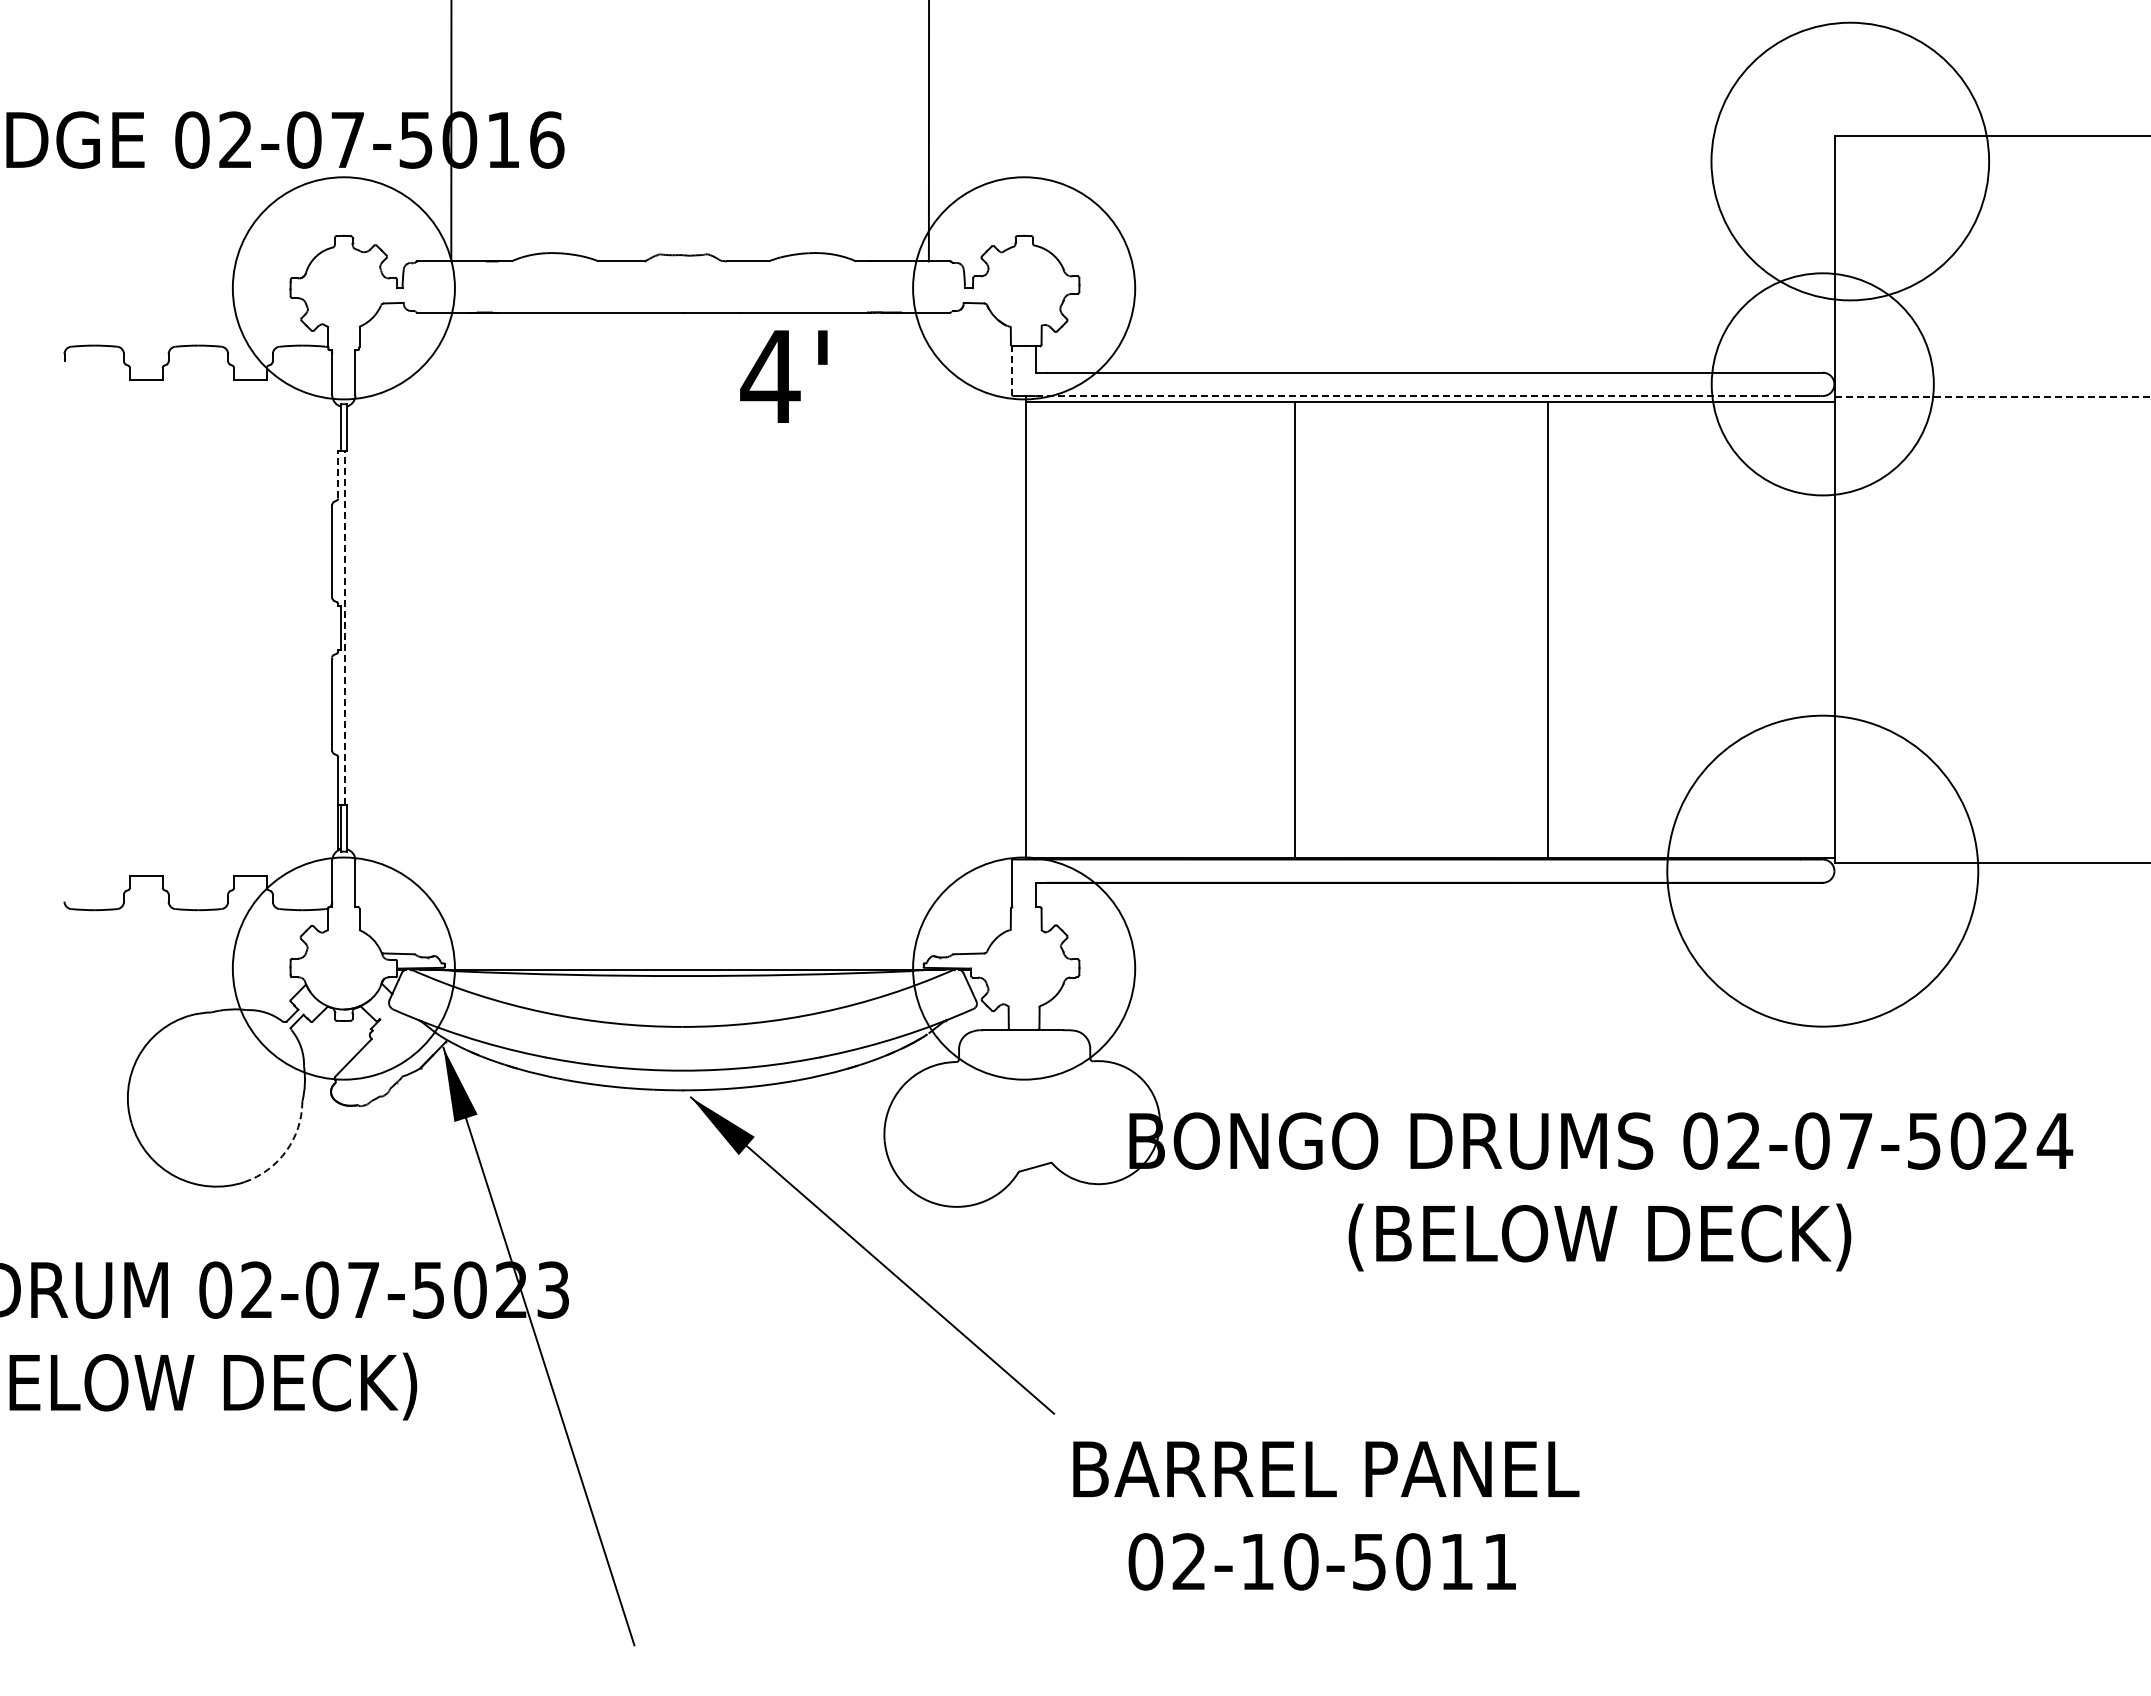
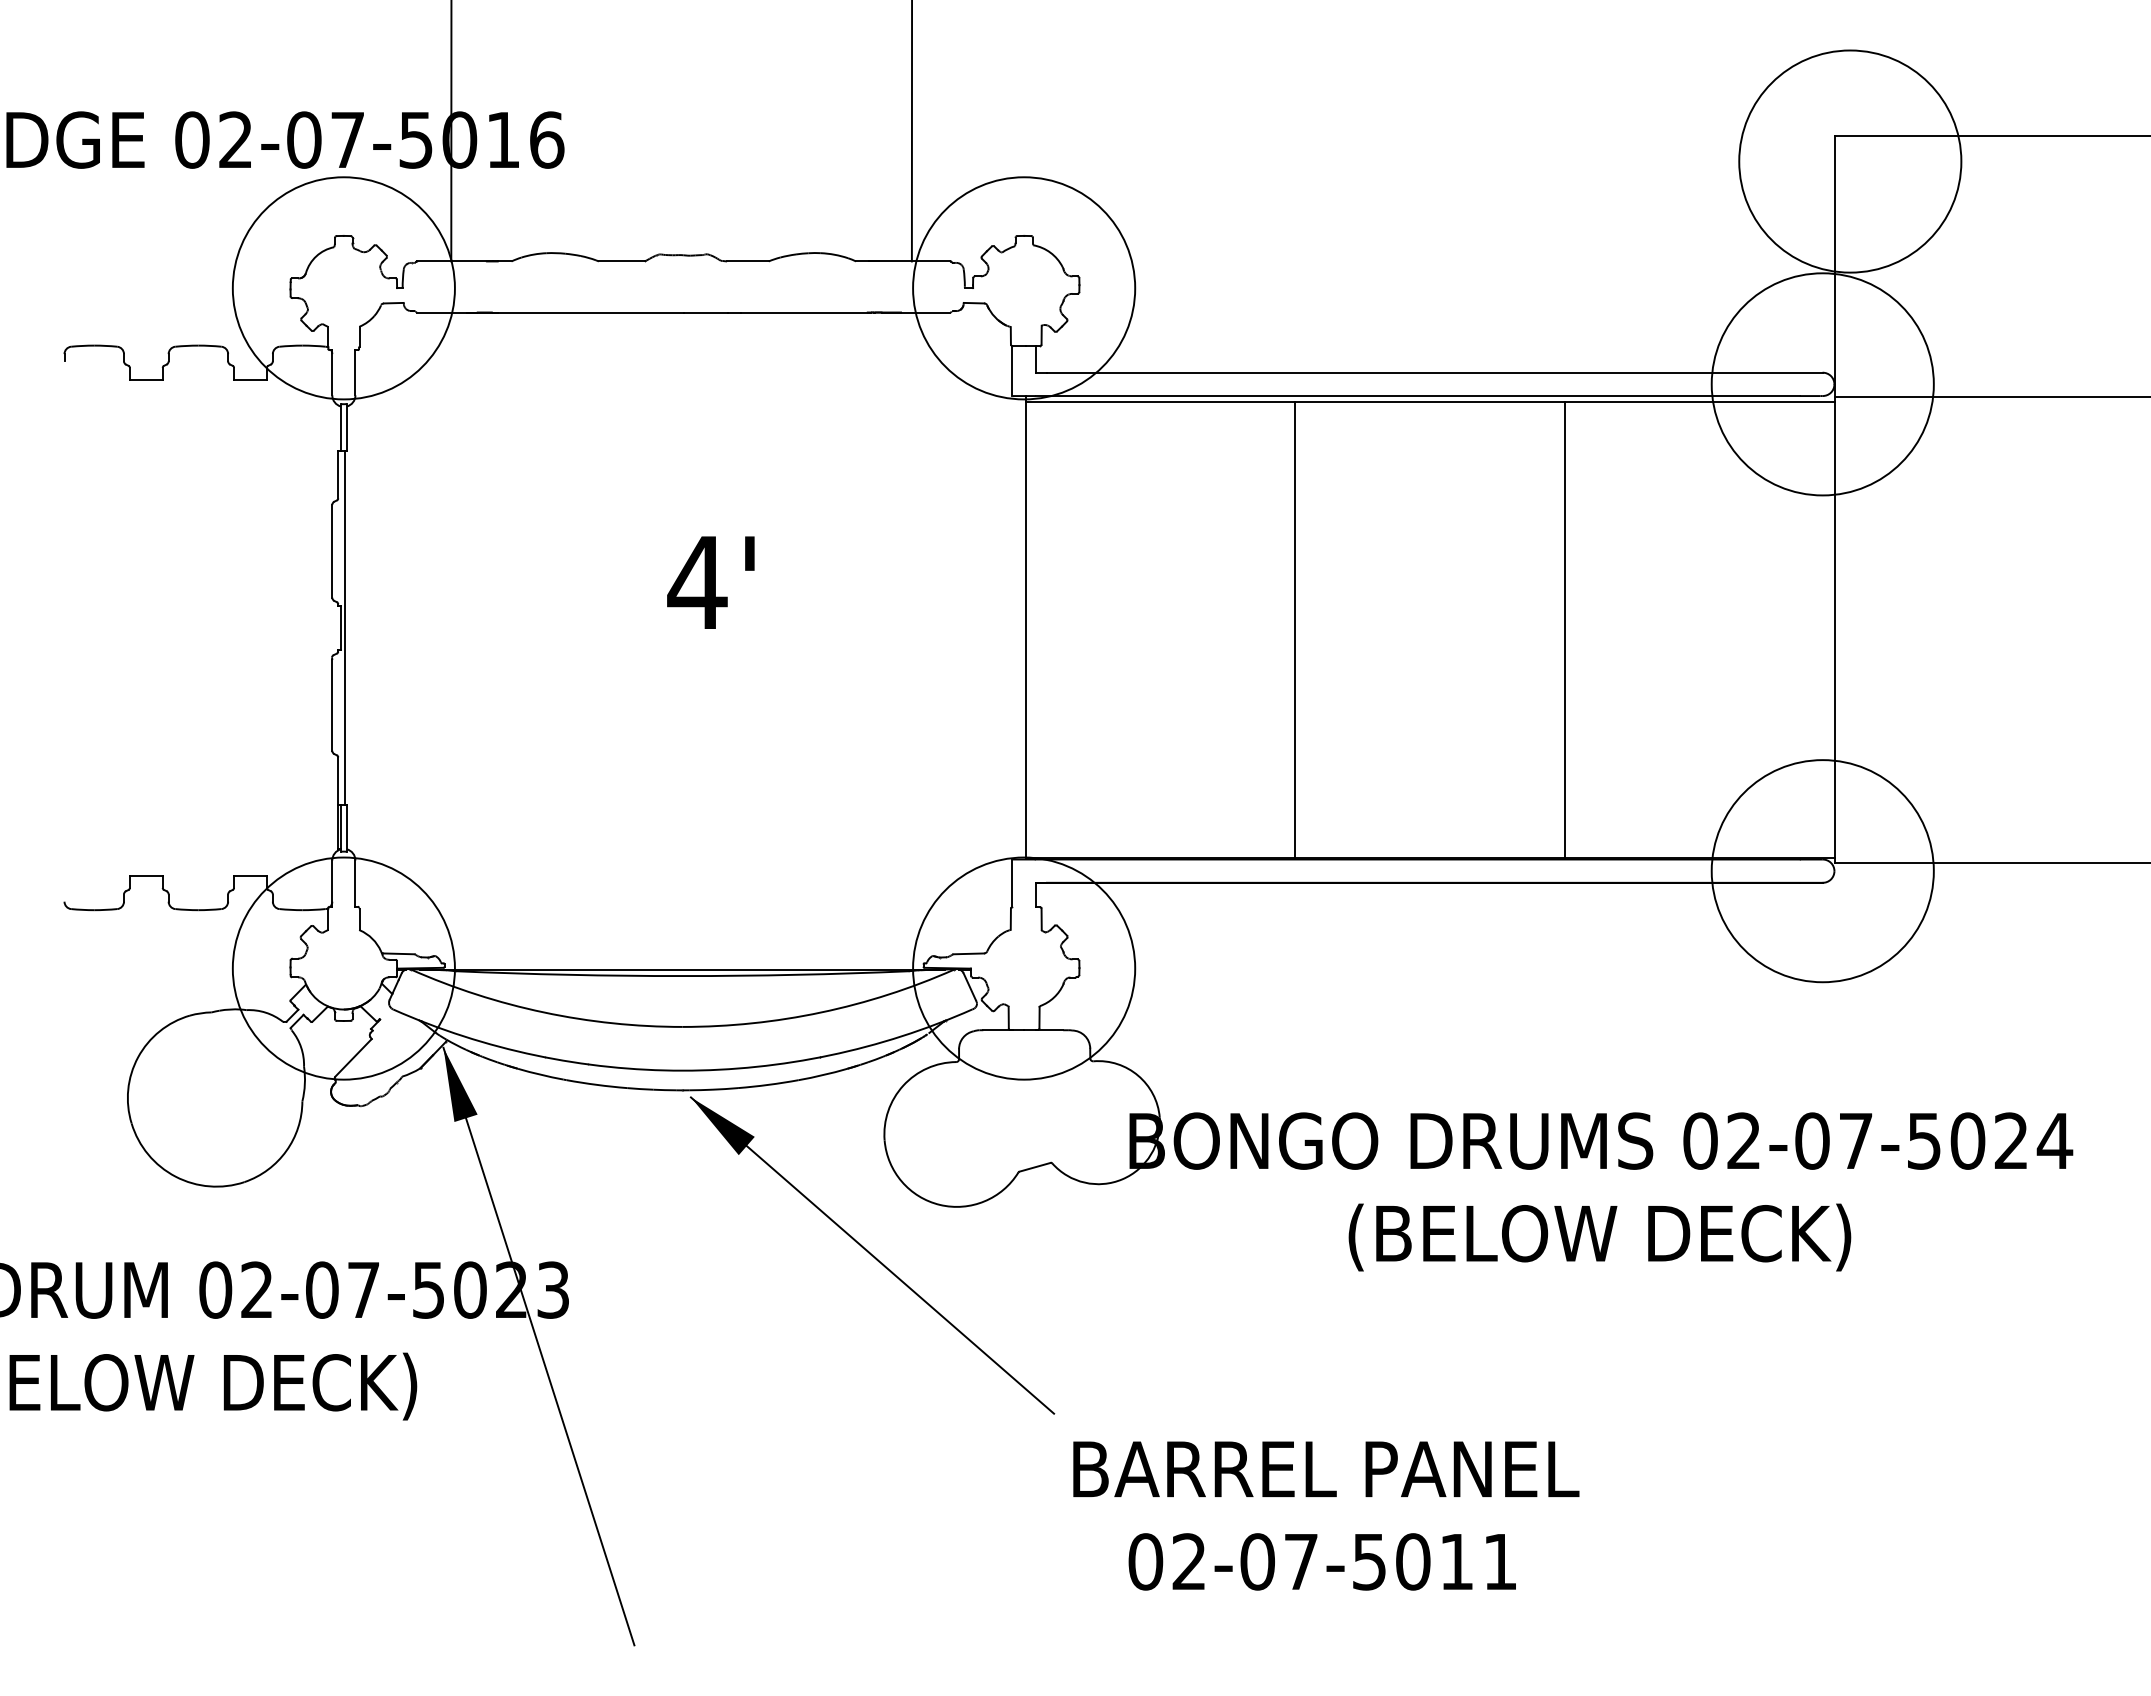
line position: (928, 131) -> (911, 131) (911, 131)
circle diameter: 278 px -> 222 px (1850, 161)
line: dashed -> solid (1012, 370)
text position: (783, 376) -> (710, 582) (710, 582)
line: dashed -> solid (1418, 396)
line: dashed -> solid (1992, 396)
line: dashed -> solid (338, 474)
line: dashed -> solid (344, 627)
line position: (1548, 629) -> (1565, 629) (1565, 629)
circle diameter: 311 px -> 222 px (1822, 871)
arc: dashed -> solid (286, 1151)
text: 02-10-5011 -> 02-07-5011 (1279, 1561)
